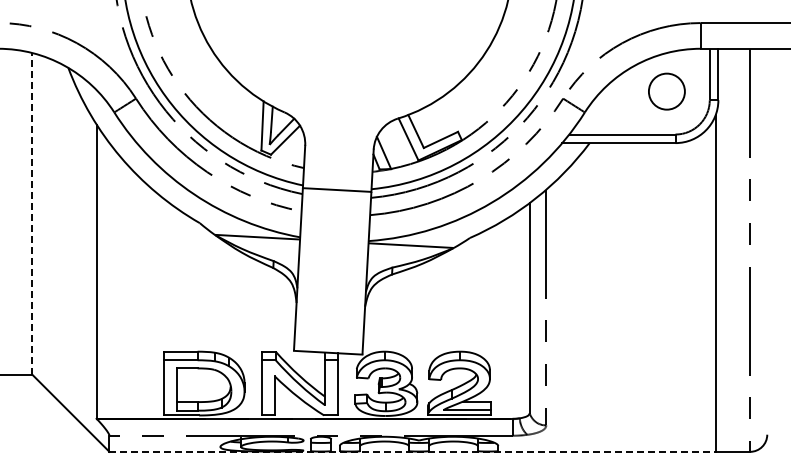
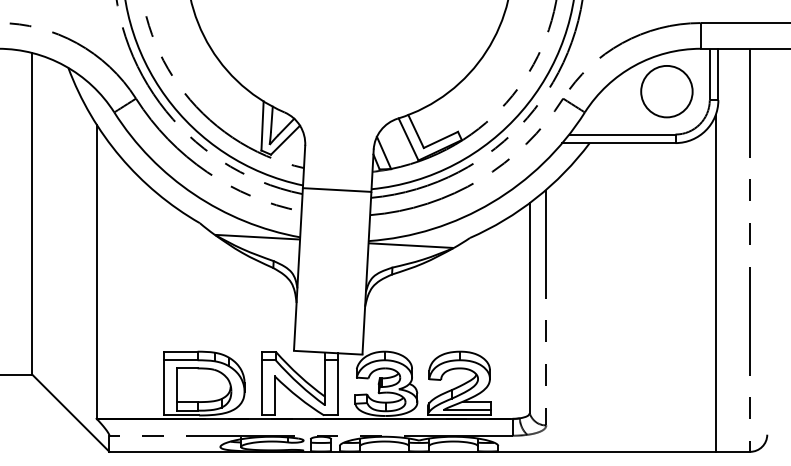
circle diameter: 36 px -> 51 px (666, 91)
line: dashed -> solid (32, 213)
line: dashed -> solid (413, 451)
